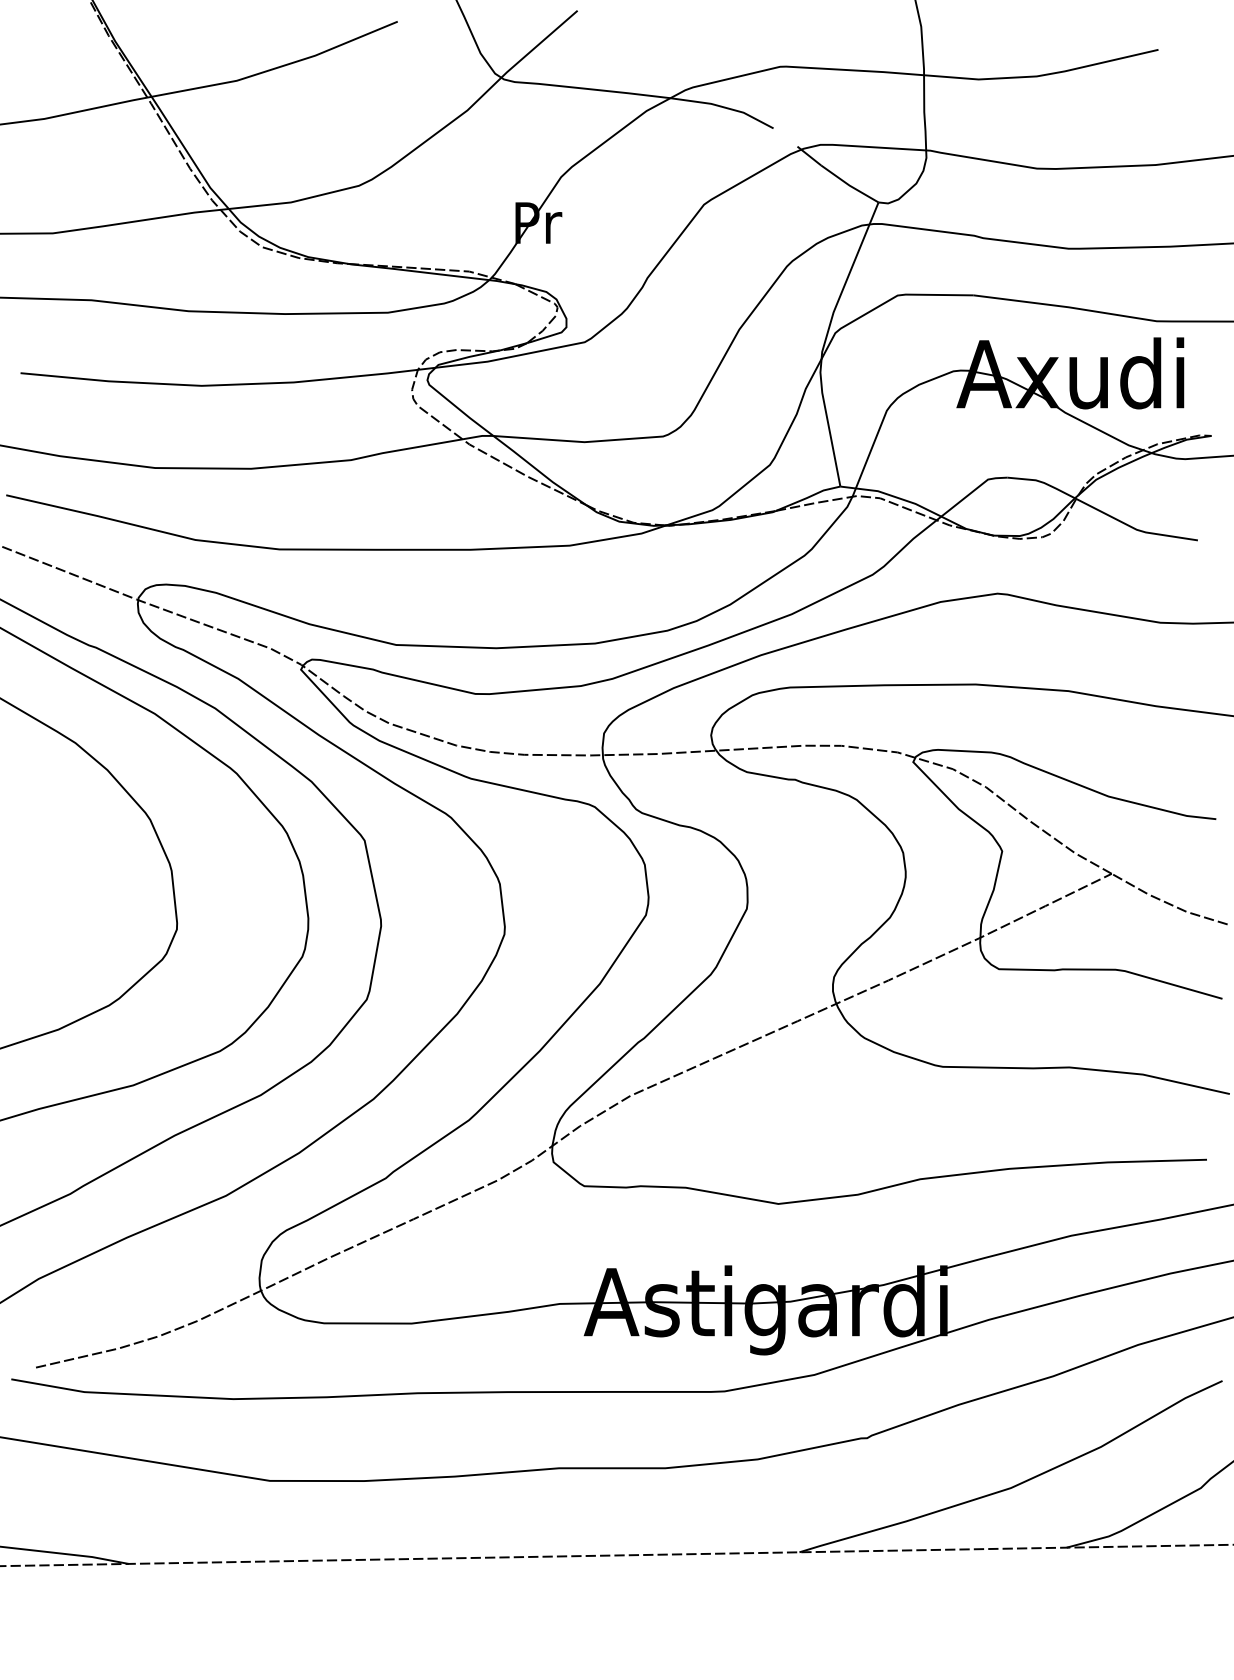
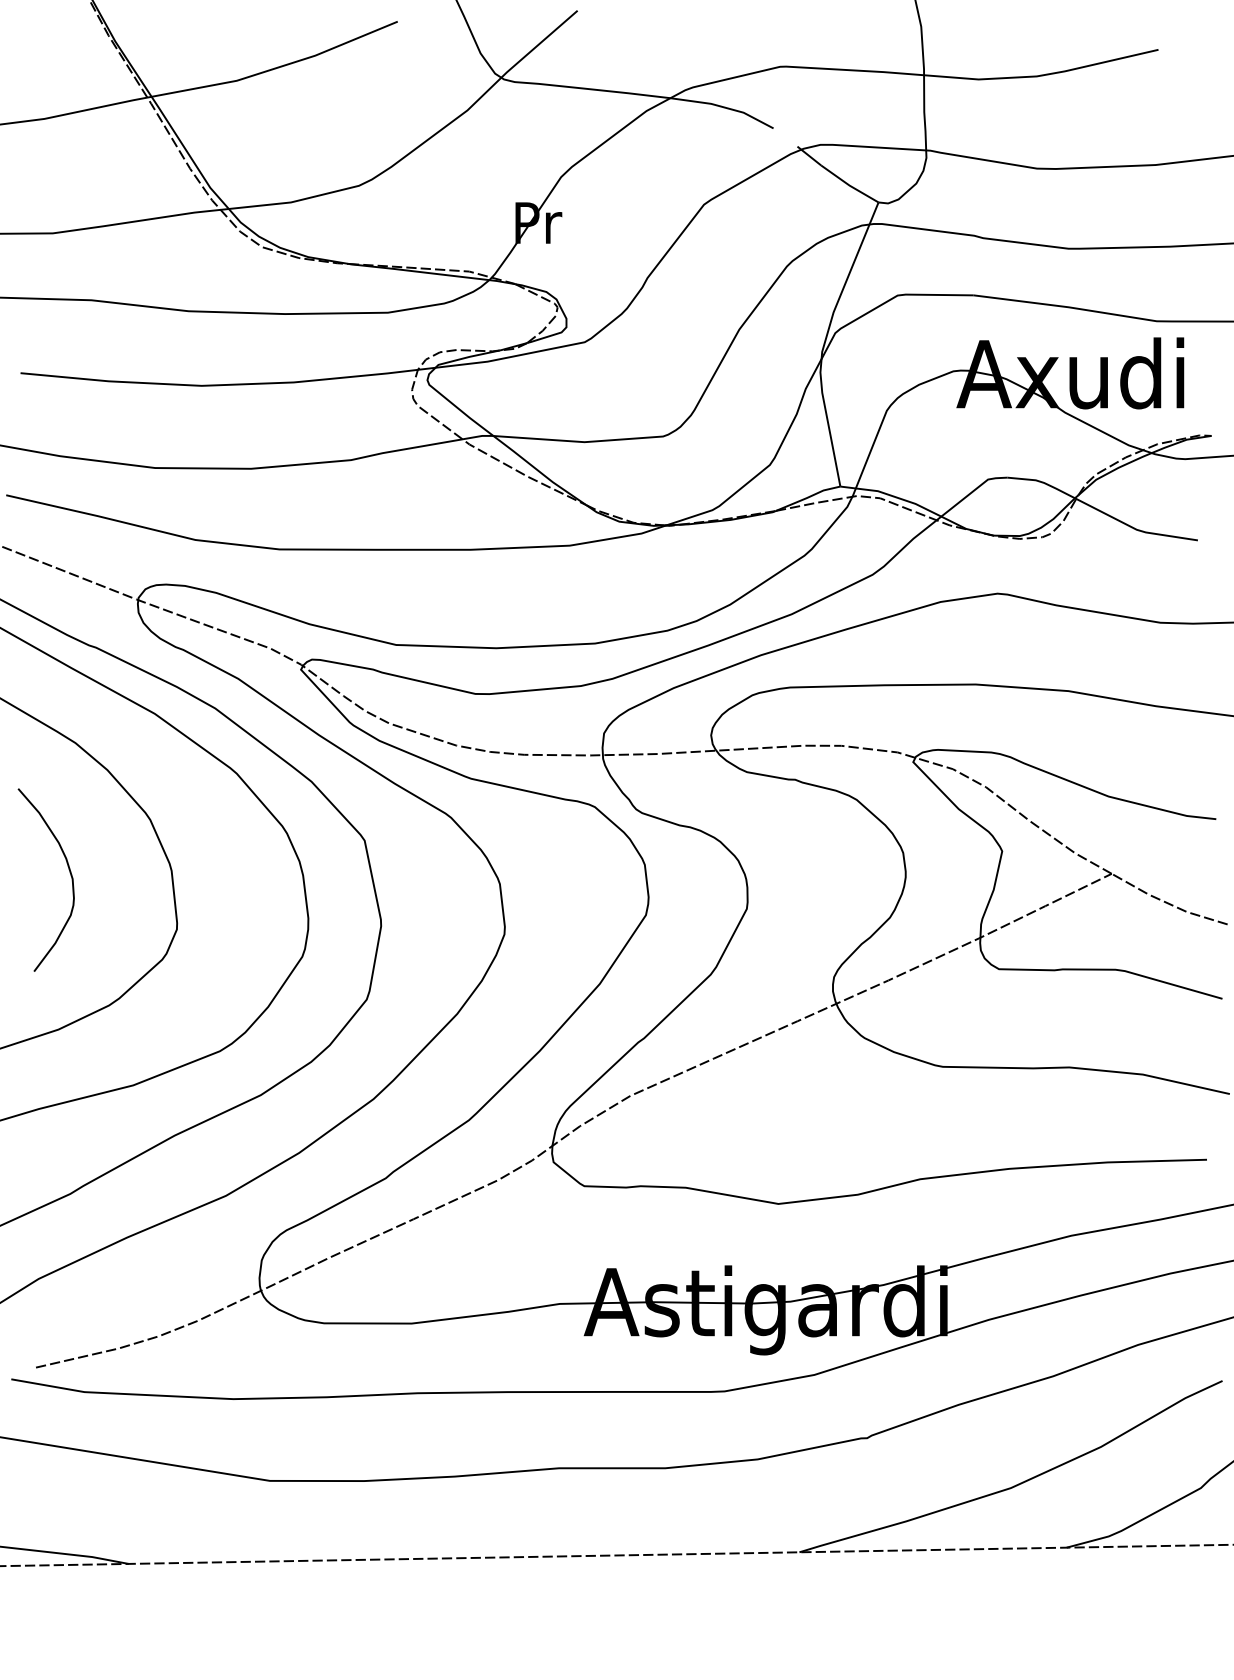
curve: none -> present (69, 872)
